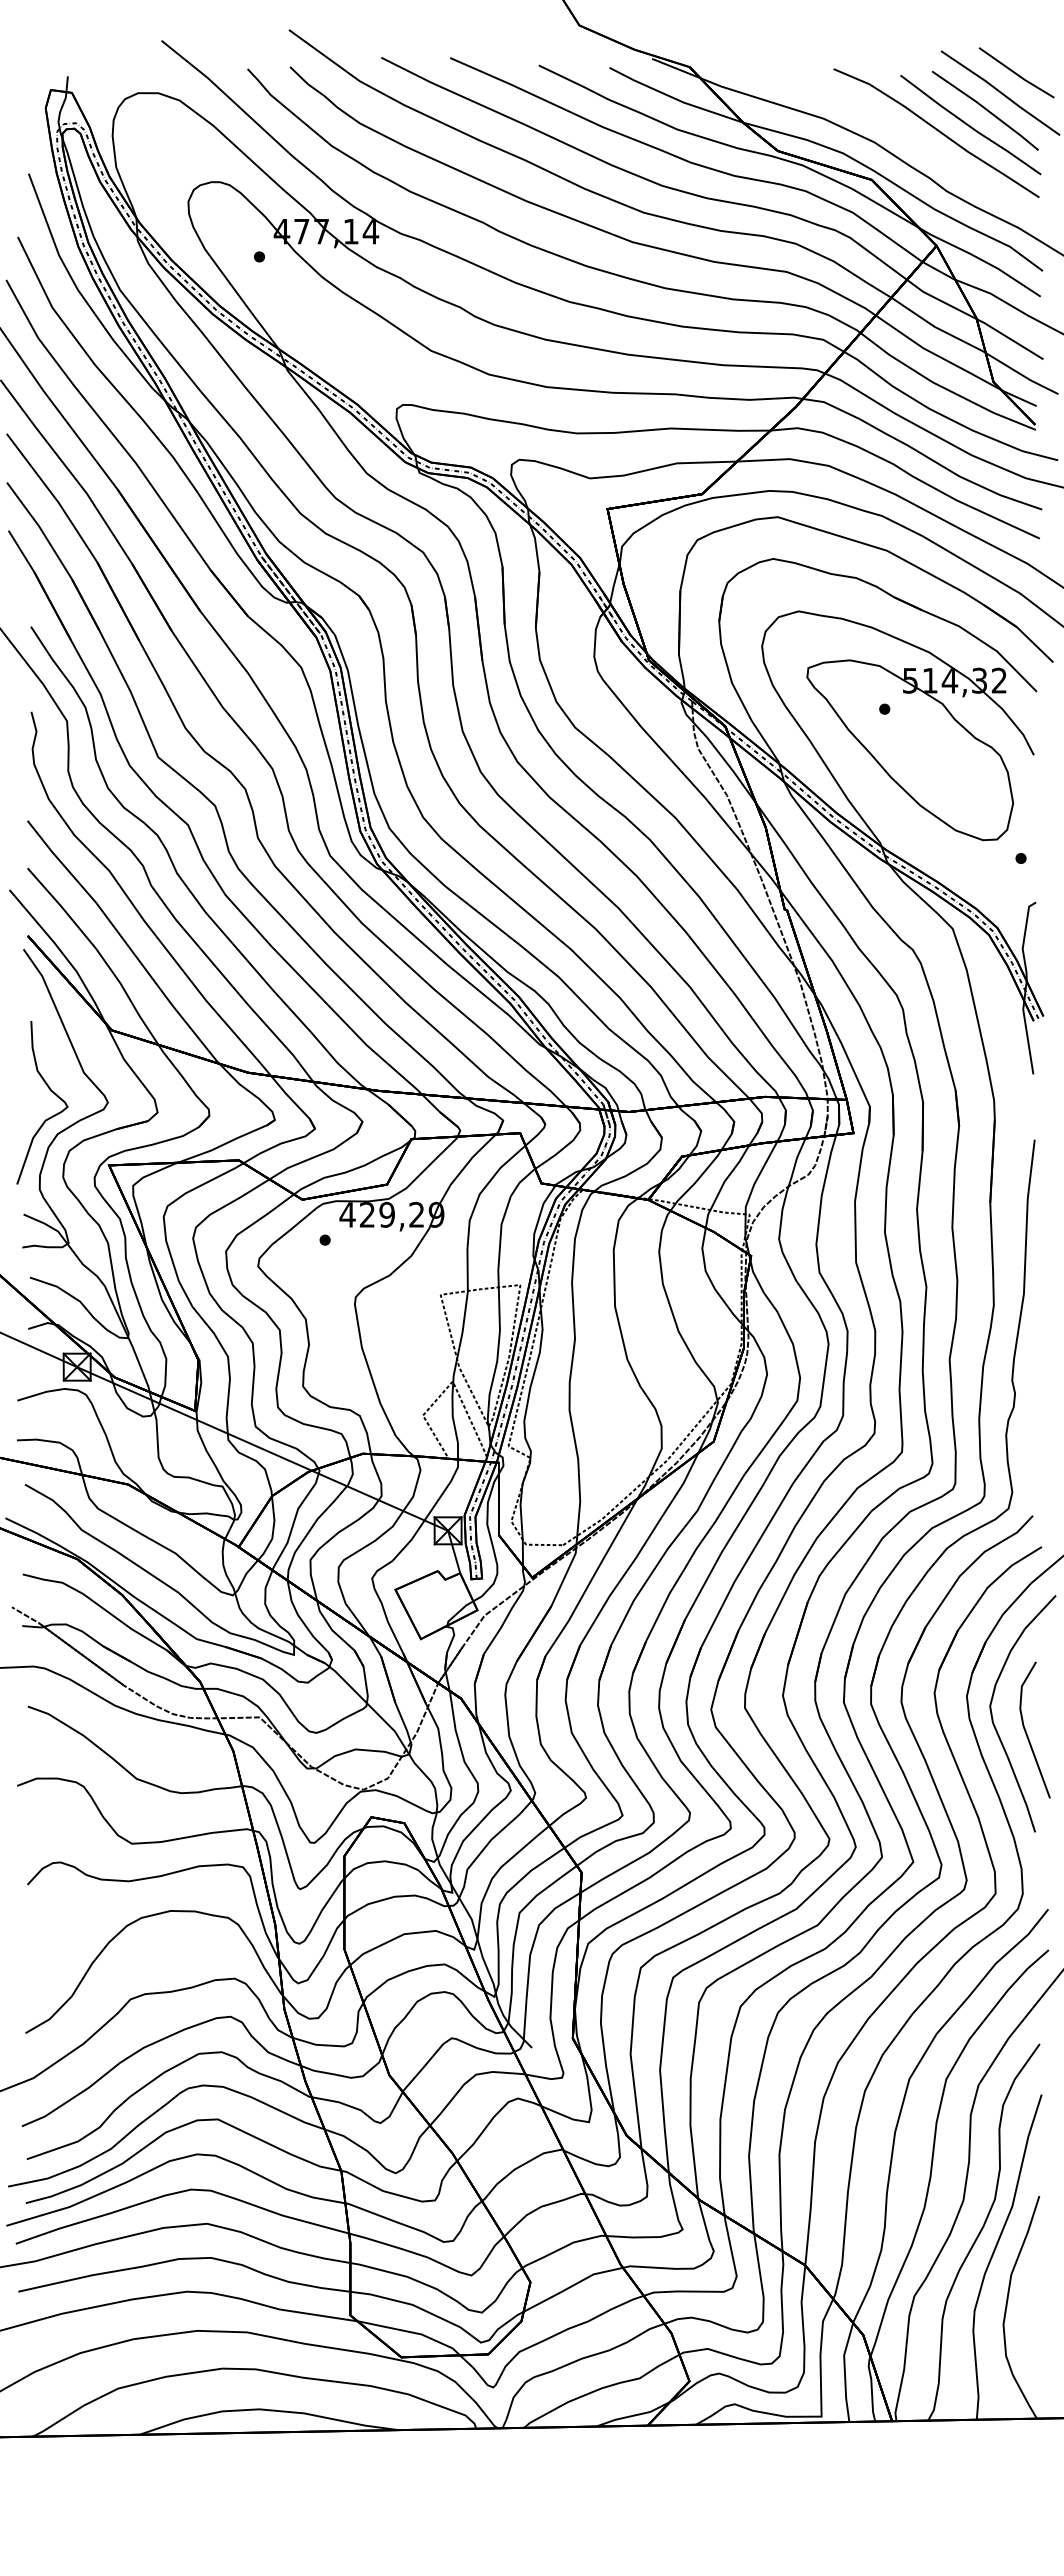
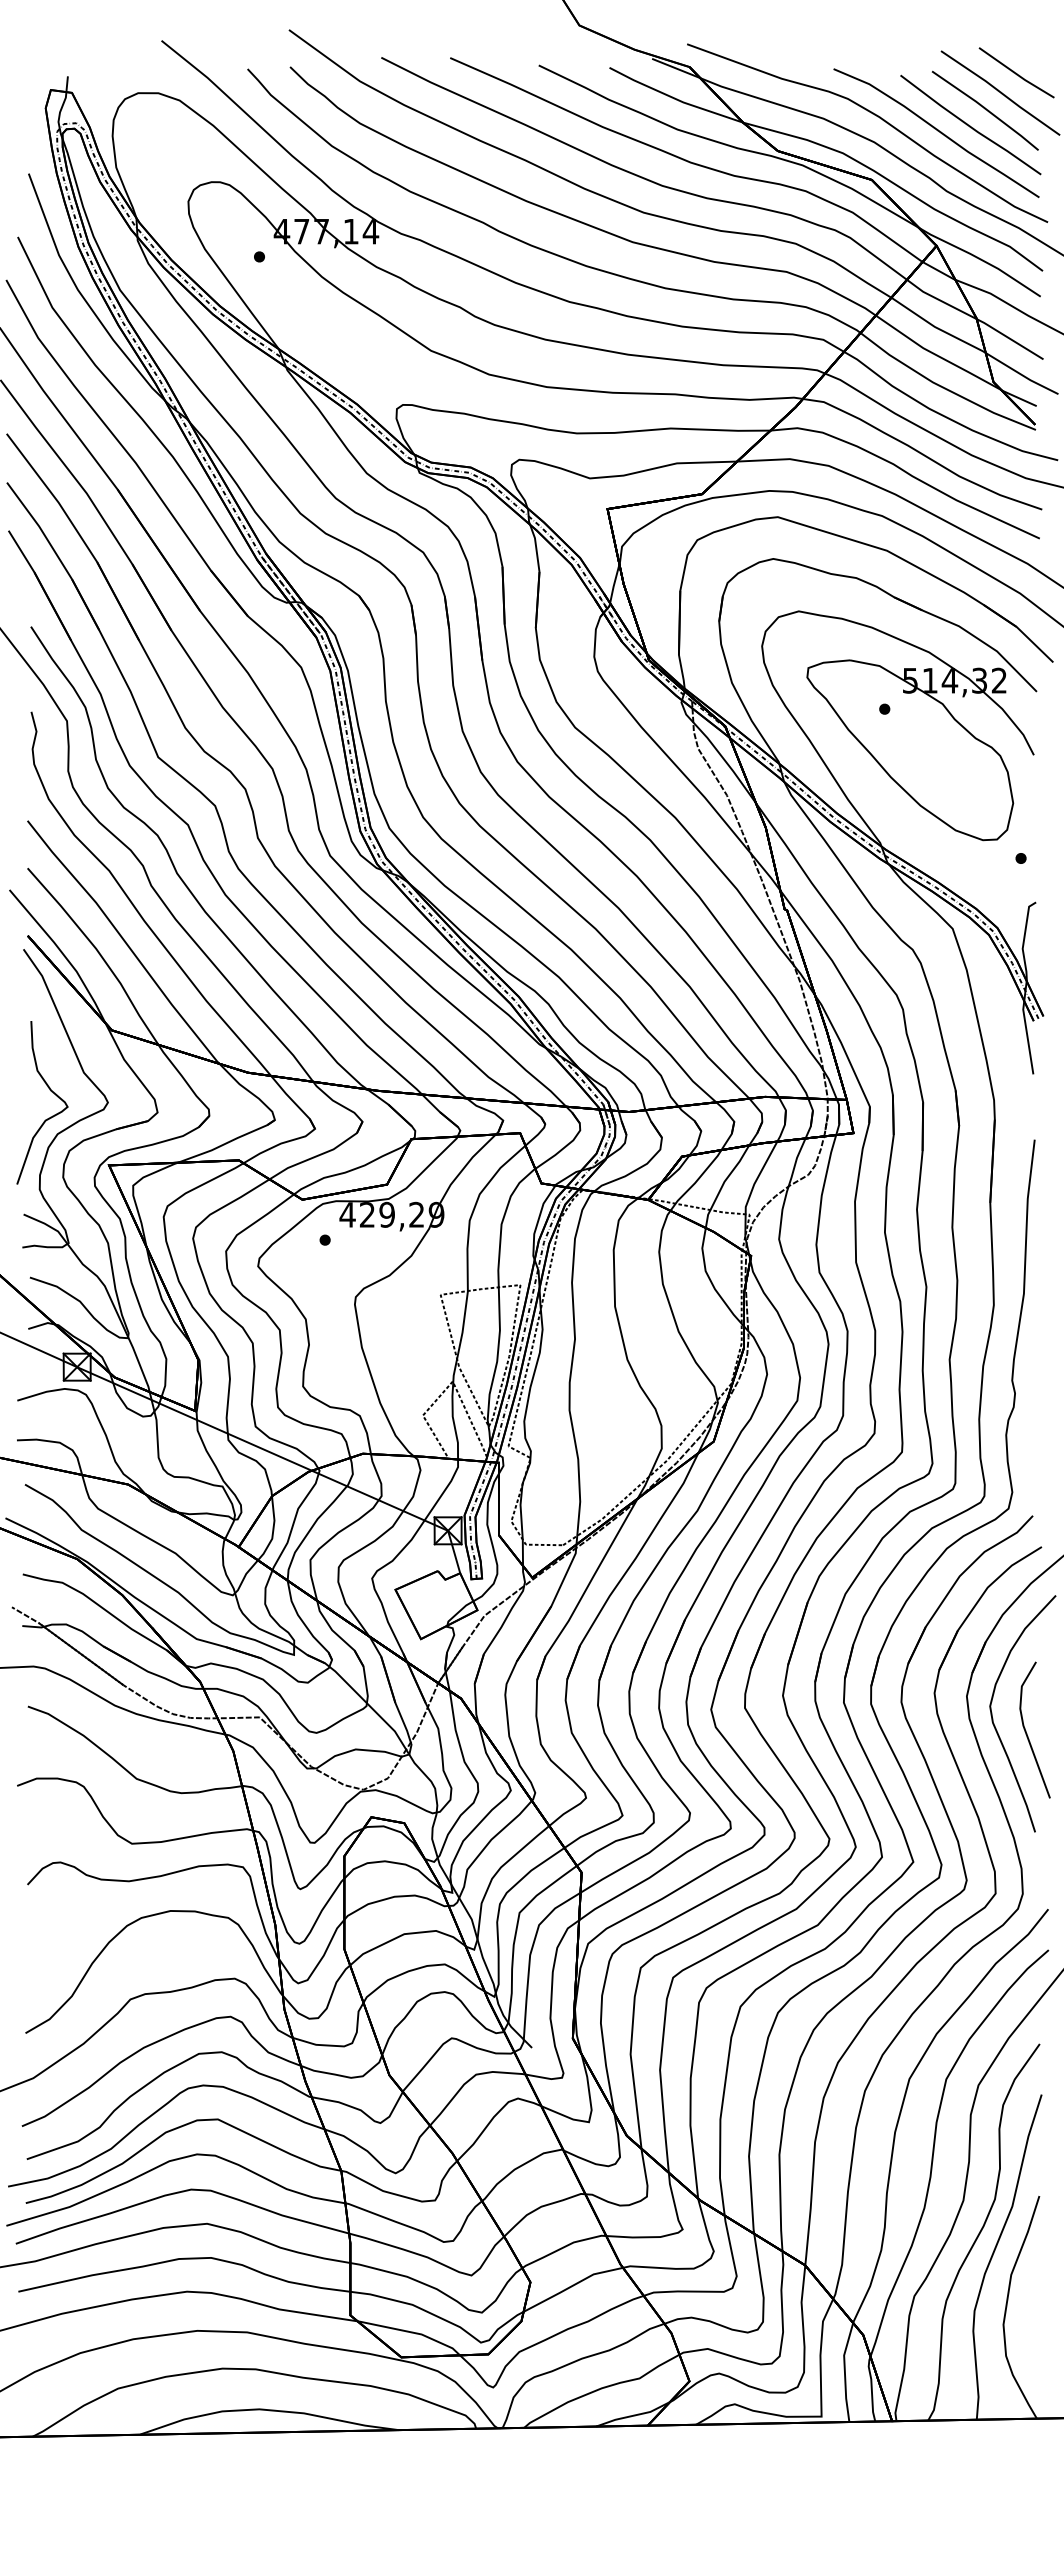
curve: none -> present (877, 117)
